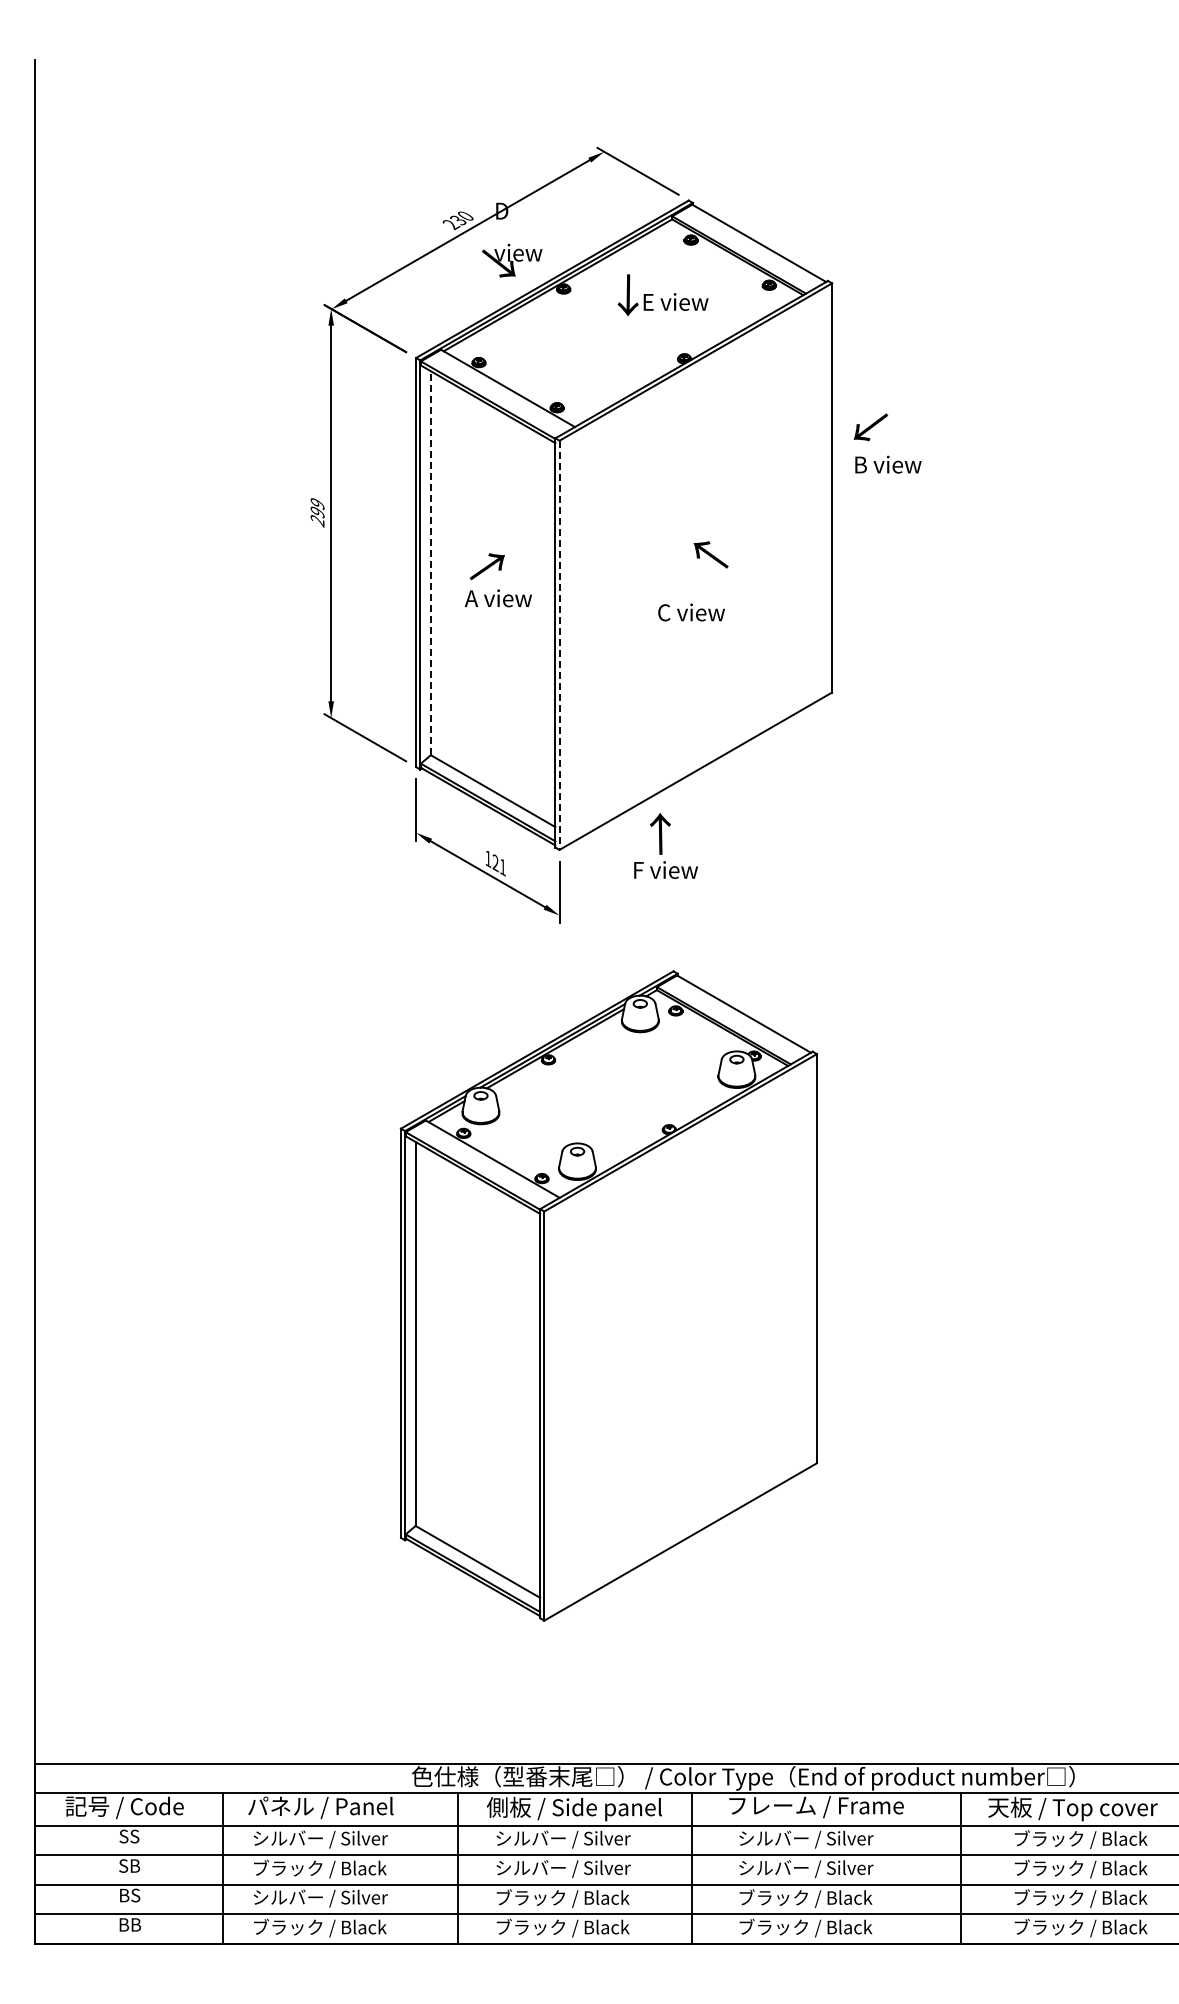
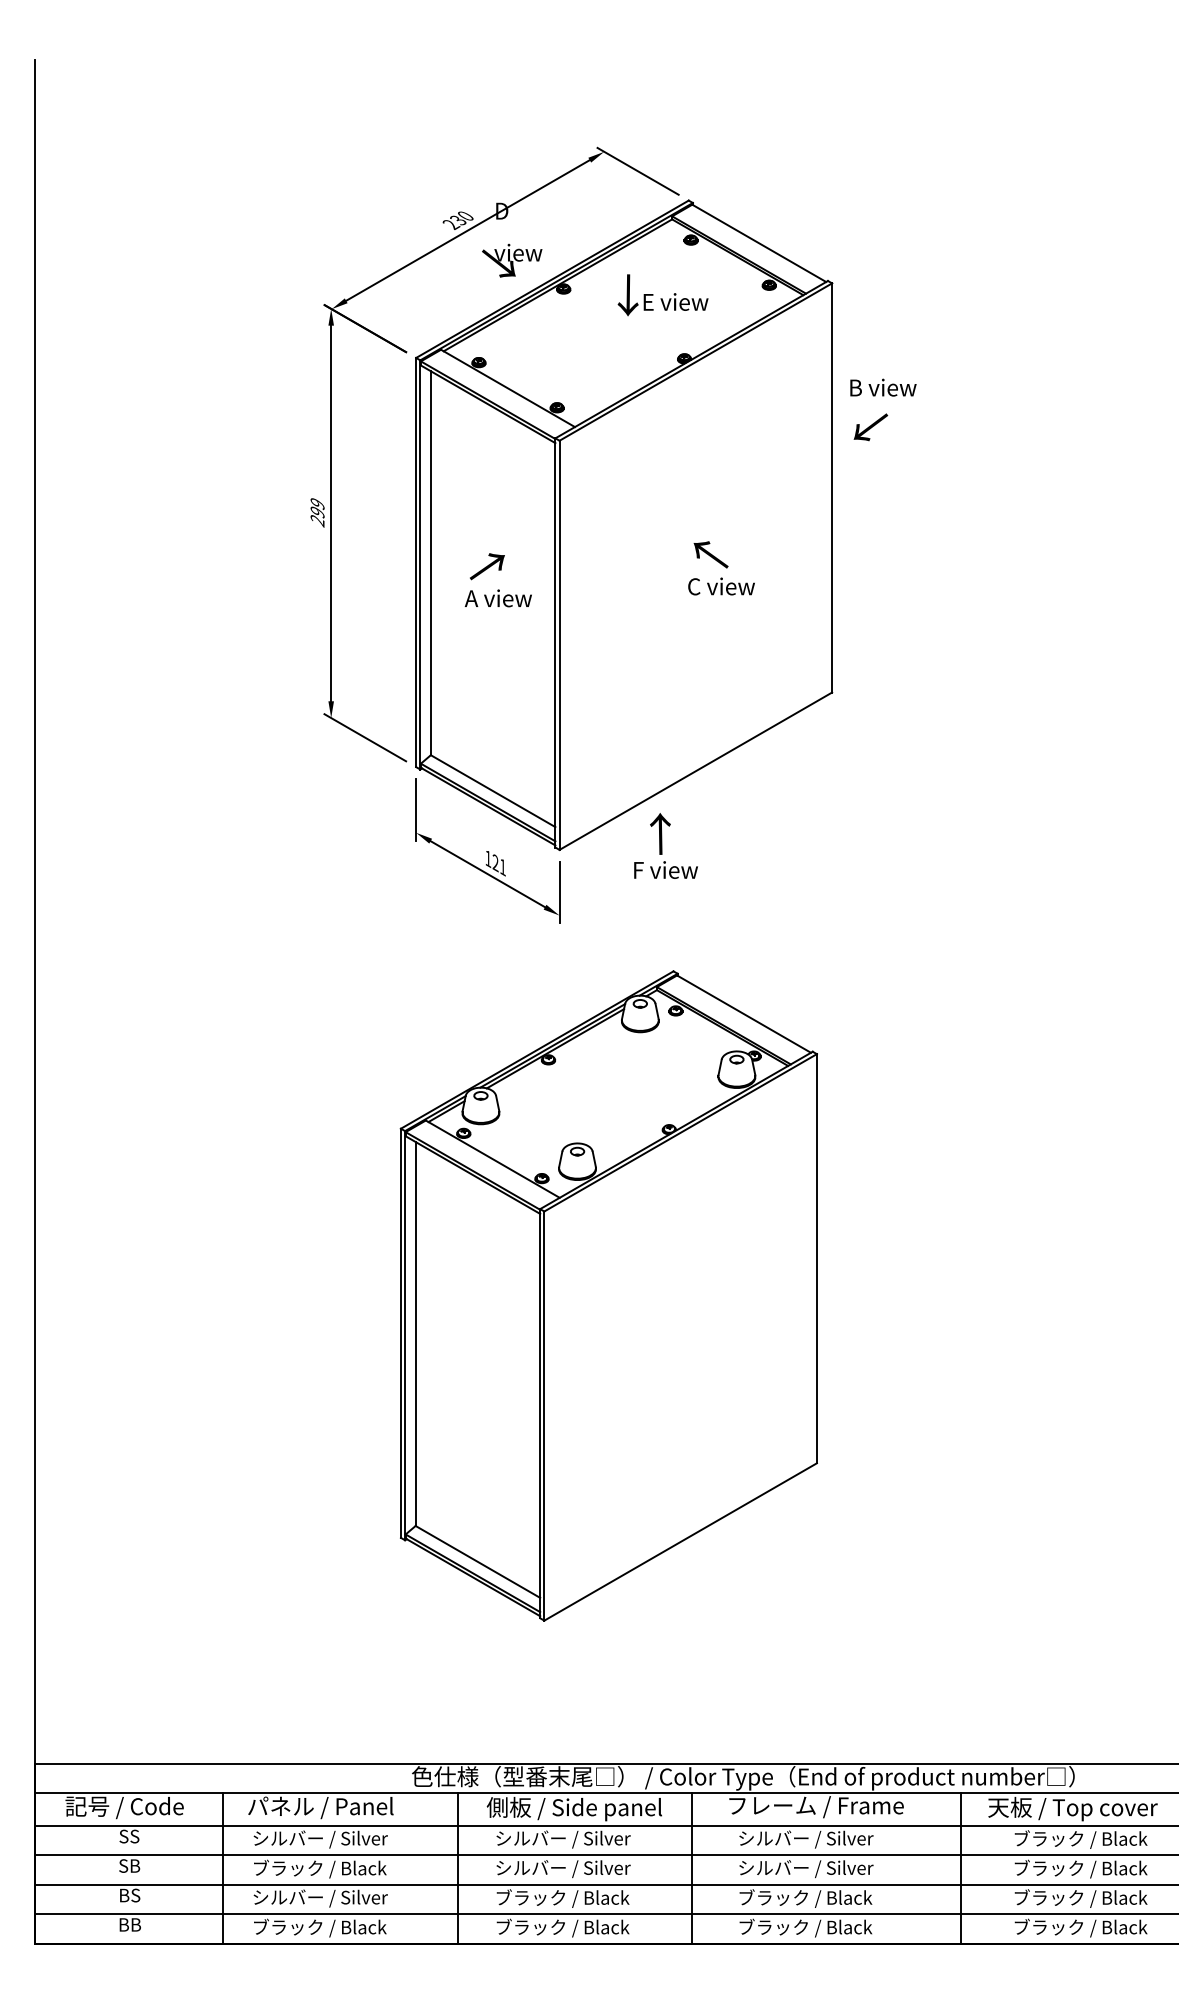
text position: (888, 464) -> (883, 387) (883, 387)
line: dashed -> solid (430, 563)
text position: (691, 612) -> (721, 586) (721, 586)
line: dashed -> solid (559, 645)
